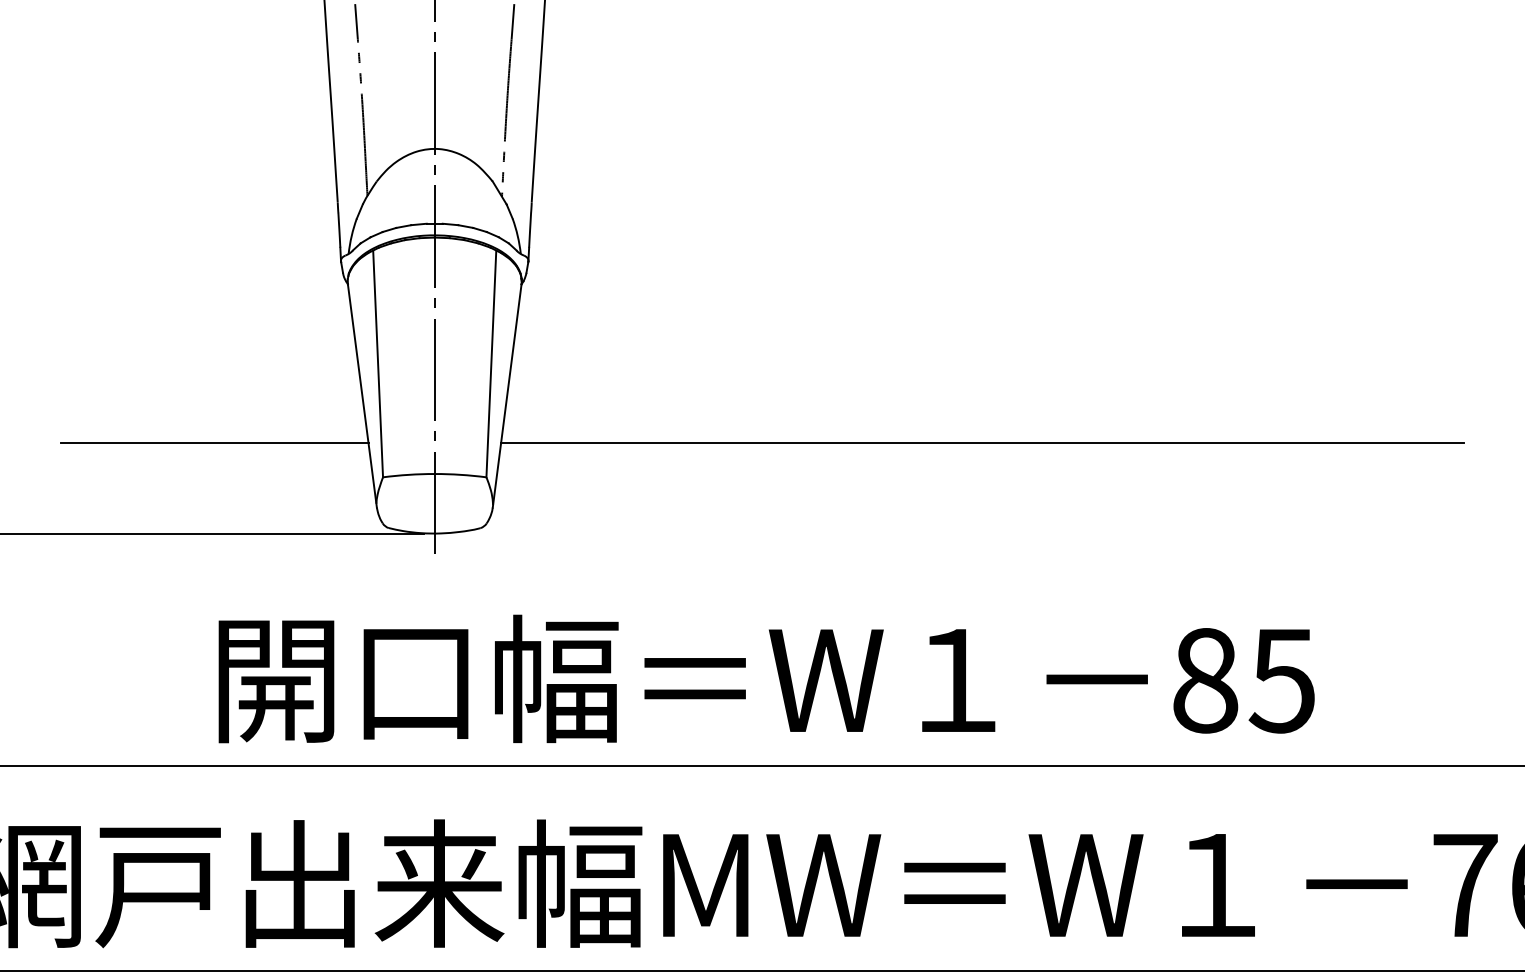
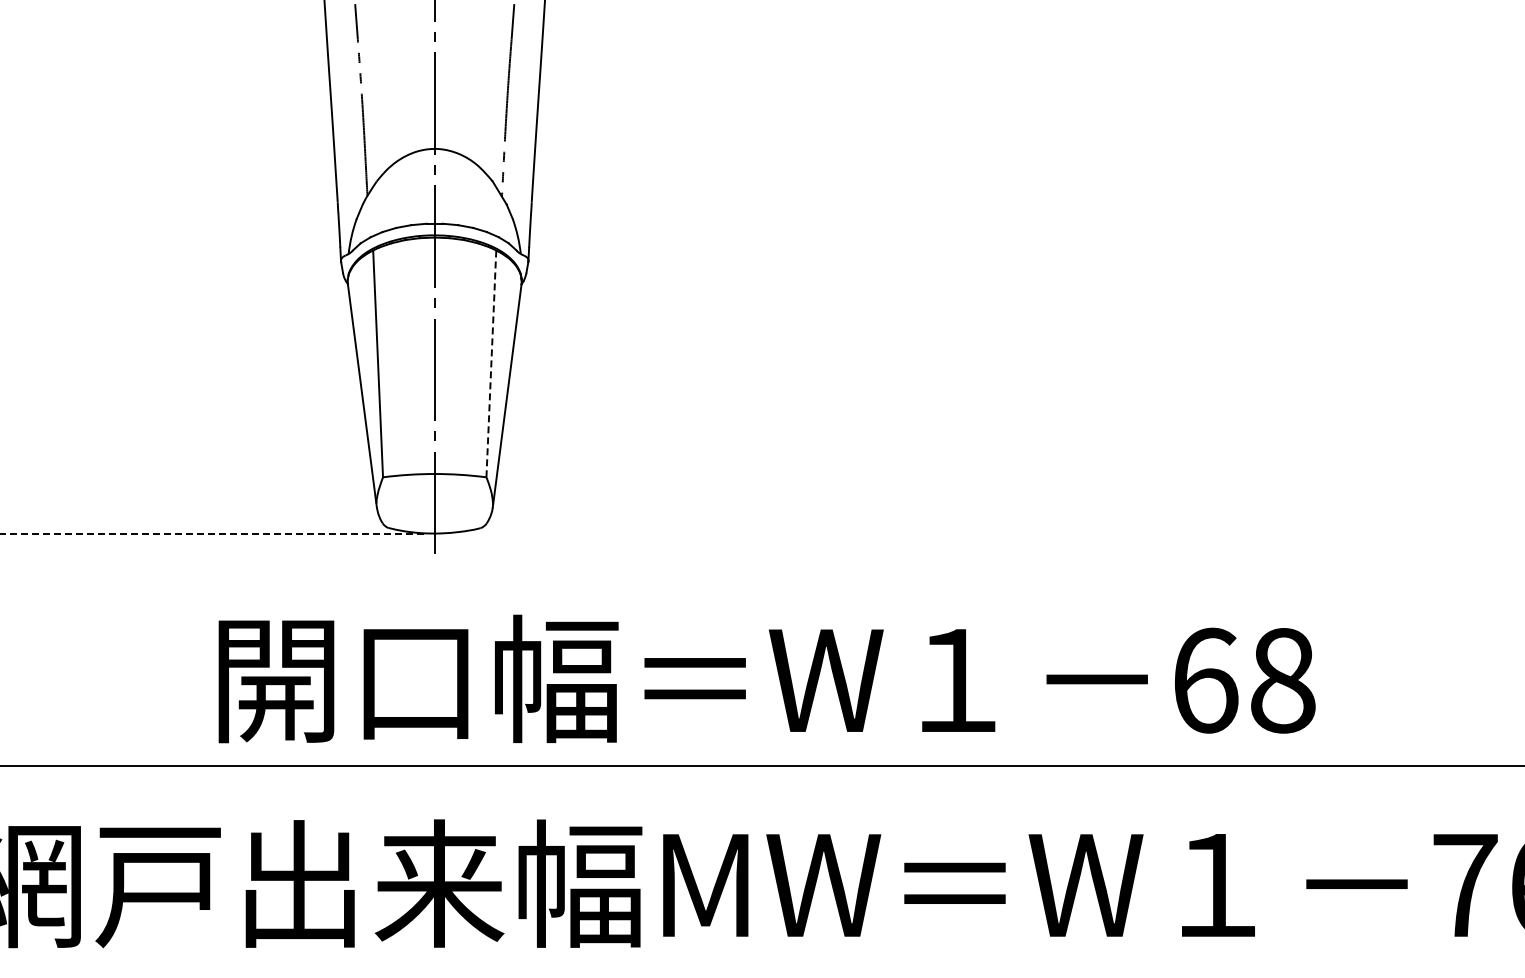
line: solid -> dashed (491, 363)
line: present -> none (214, 443)
line: present -> none (982, 443)
line: solid -> dashed (212, 533)
text: 85 -> 68 (1244, 680)
line: present -> none (761, 970)
